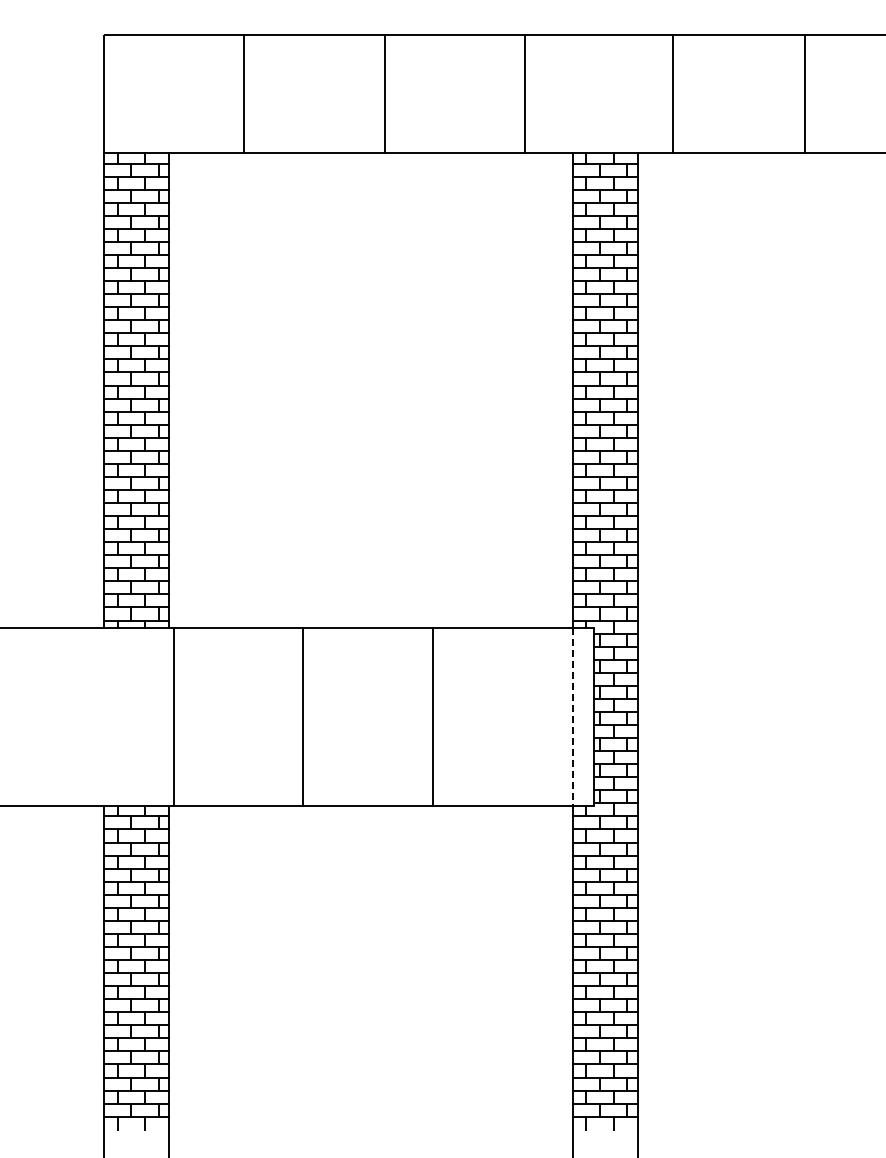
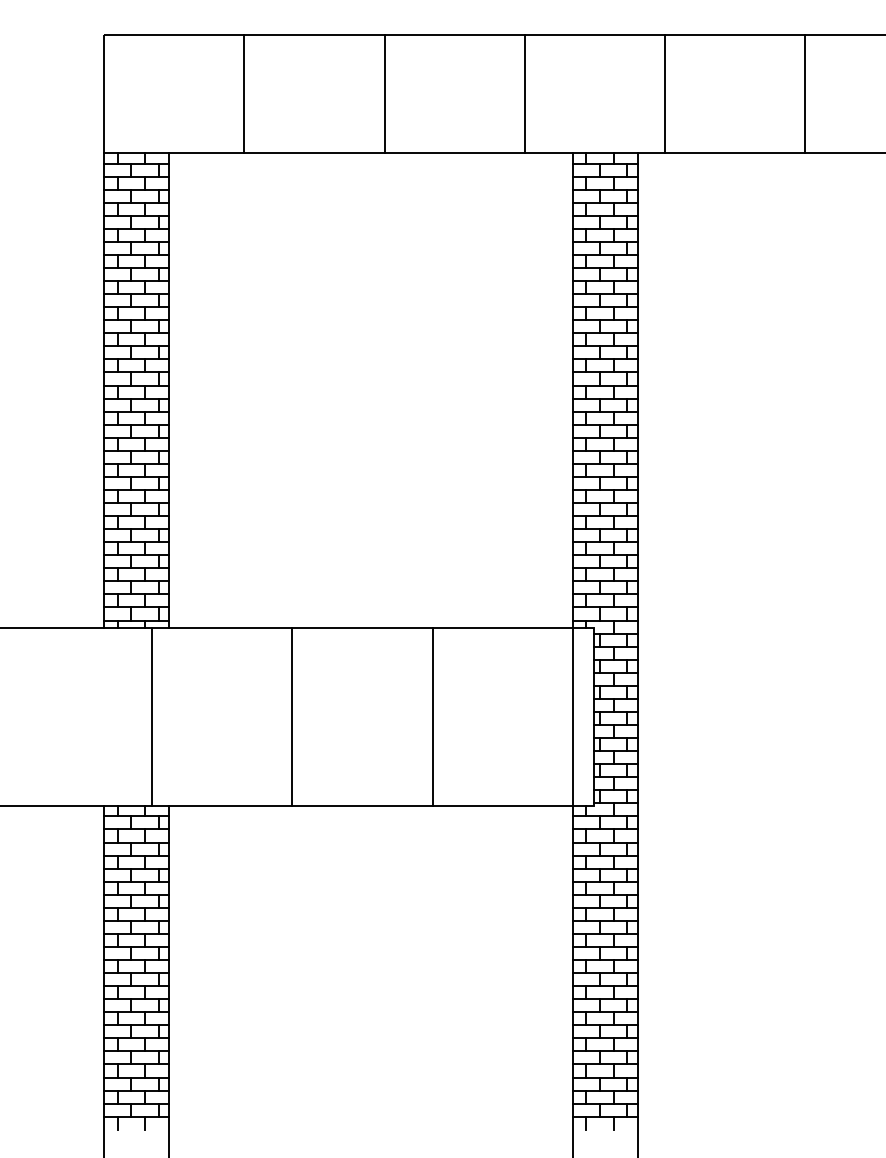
line position: (673, 93) -> (665, 93) (665, 93)
line position: (174, 717) -> (152, 717) (152, 717)
line position: (303, 717) -> (292, 717) (292, 717)
line: dashed -> solid (572, 717)
